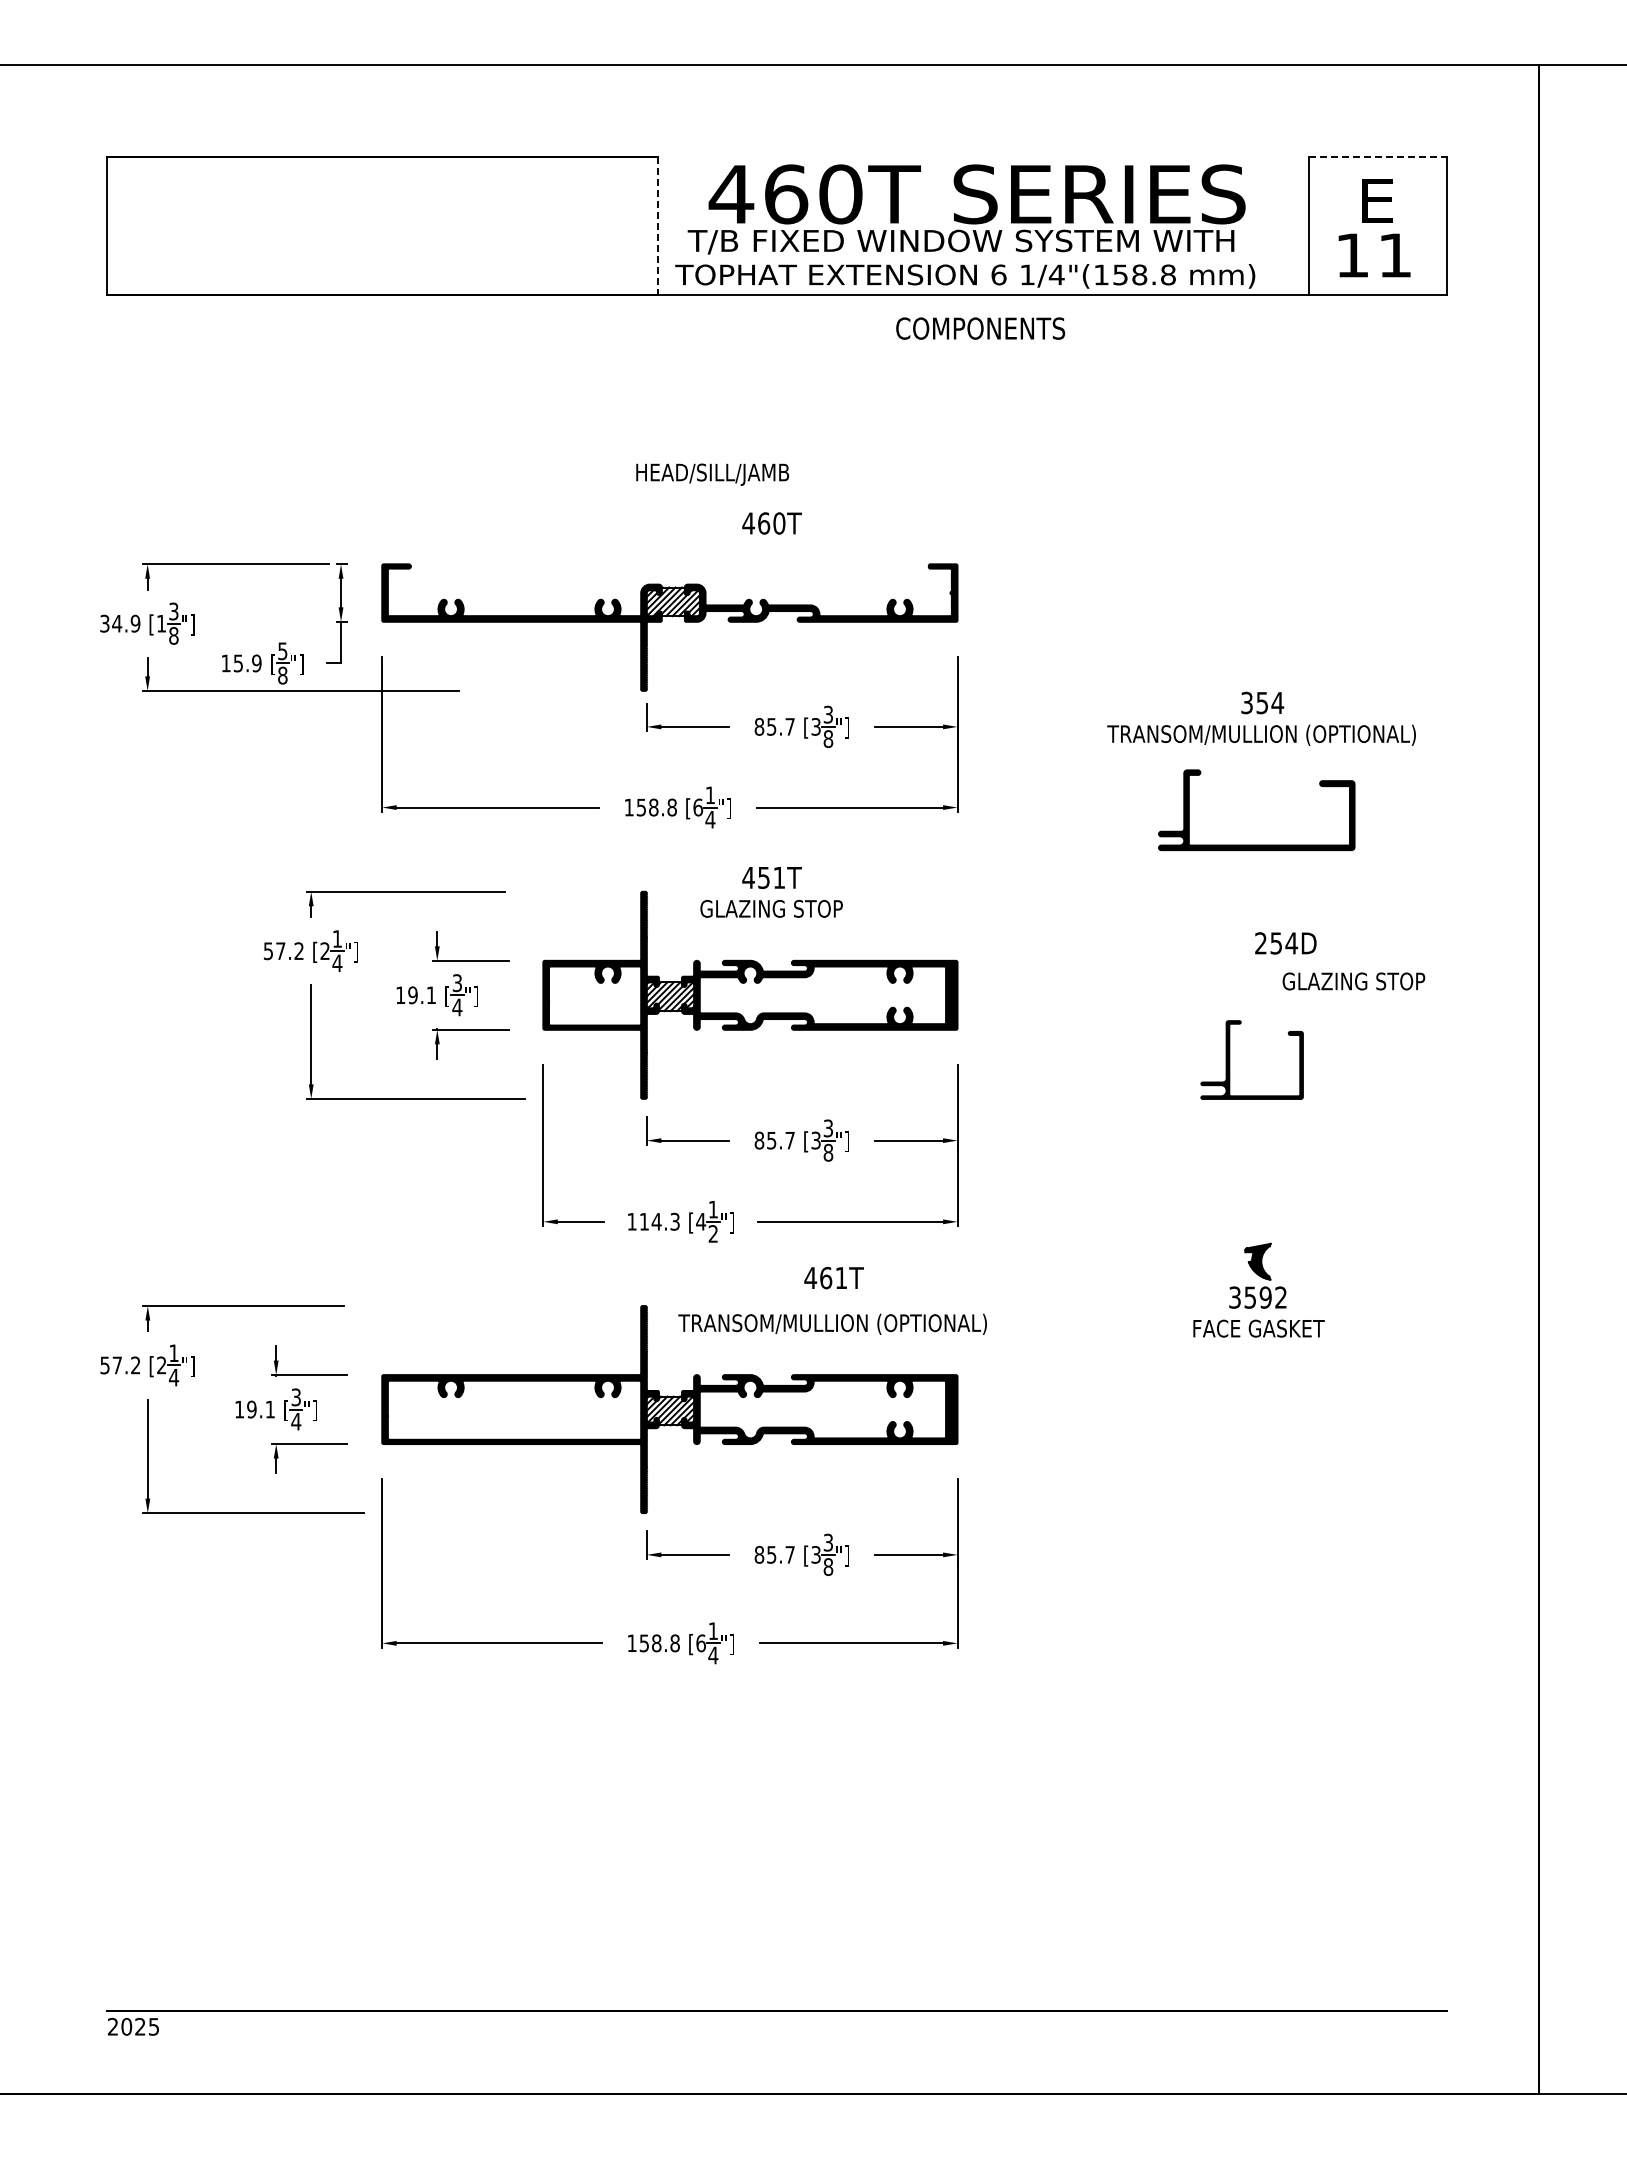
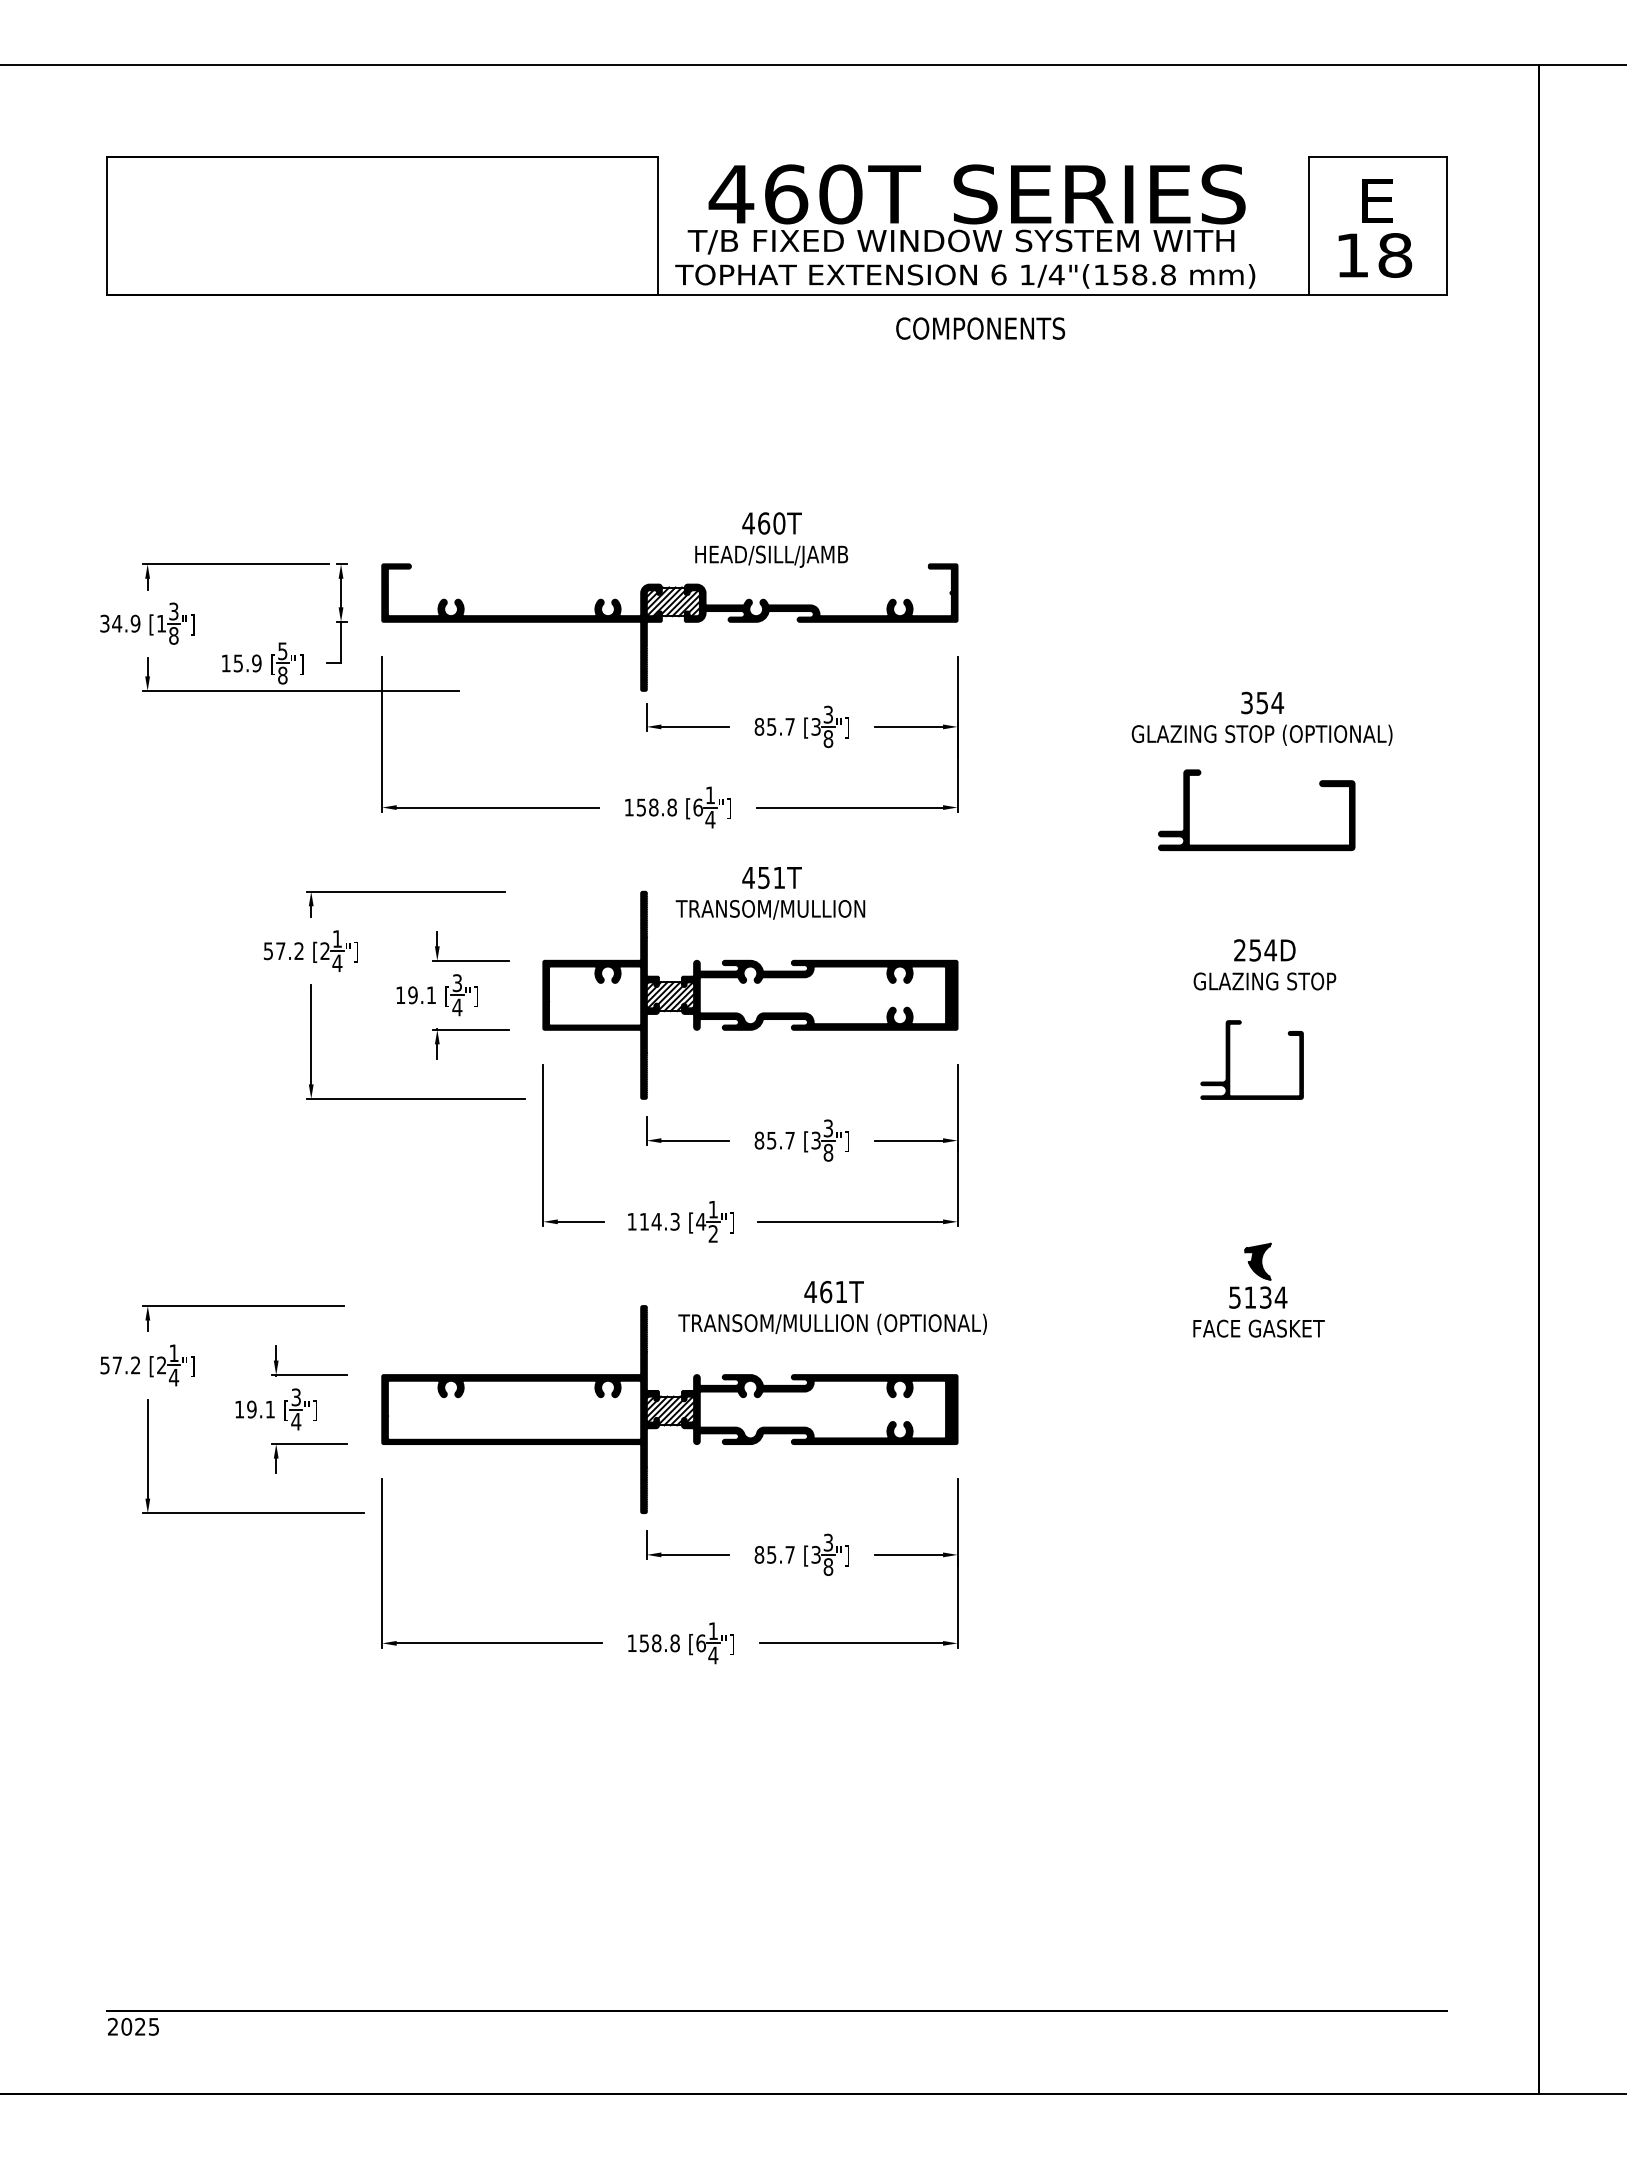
line: dashed -> solid (1377, 156)
line: dashed -> solid (657, 225)
text: 11 -> 18 (1395, 255)
text position: (712, 474) -> (771, 556) (771, 556)
text: TRANSOM/MULLION (OPTIONAL) -> GLAZING STOP (OPTIONAL) (1261, 734)
text: GLAZING STOP -> TRANSOM/MULLION (770, 909)
text position: (1285, 943) -> (1264, 950) (1264, 950)
text position: (1353, 981) -> (1264, 981) (1264, 981)
text position: (833, 1277) -> (833, 1291) (833, 1291)
text: 3592 -> 5134 (1258, 1297)
